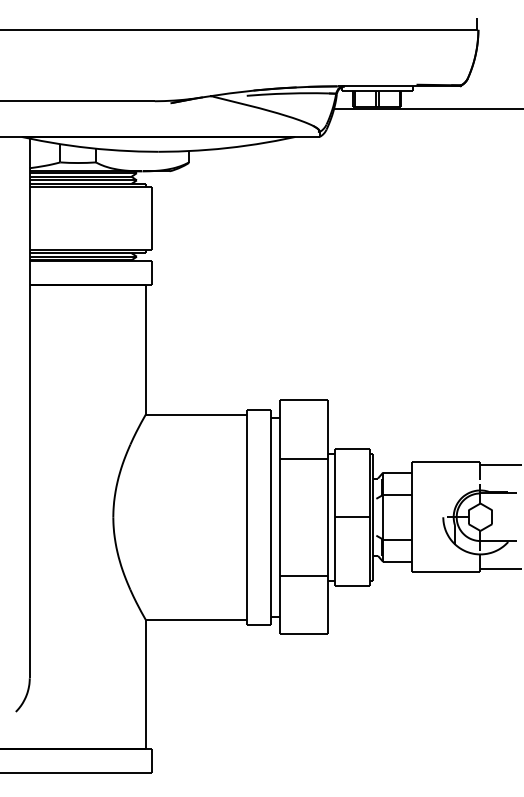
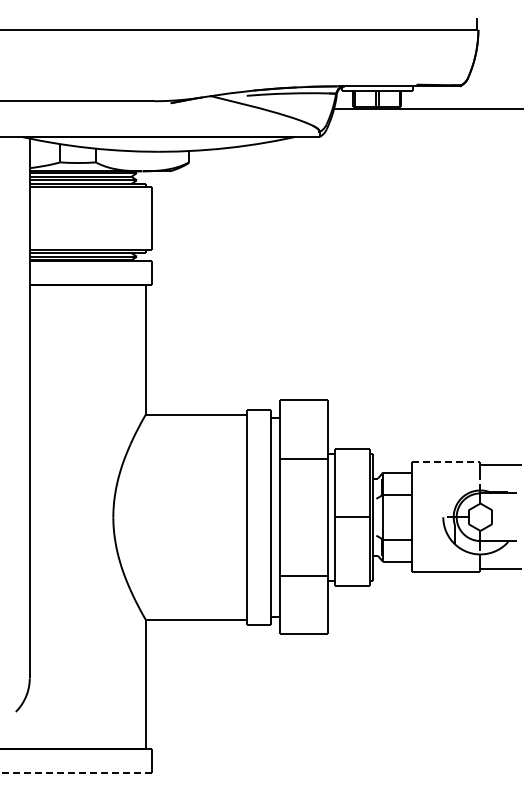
line: solid -> dashed (446, 462)
line: solid -> dashed (75, 773)
